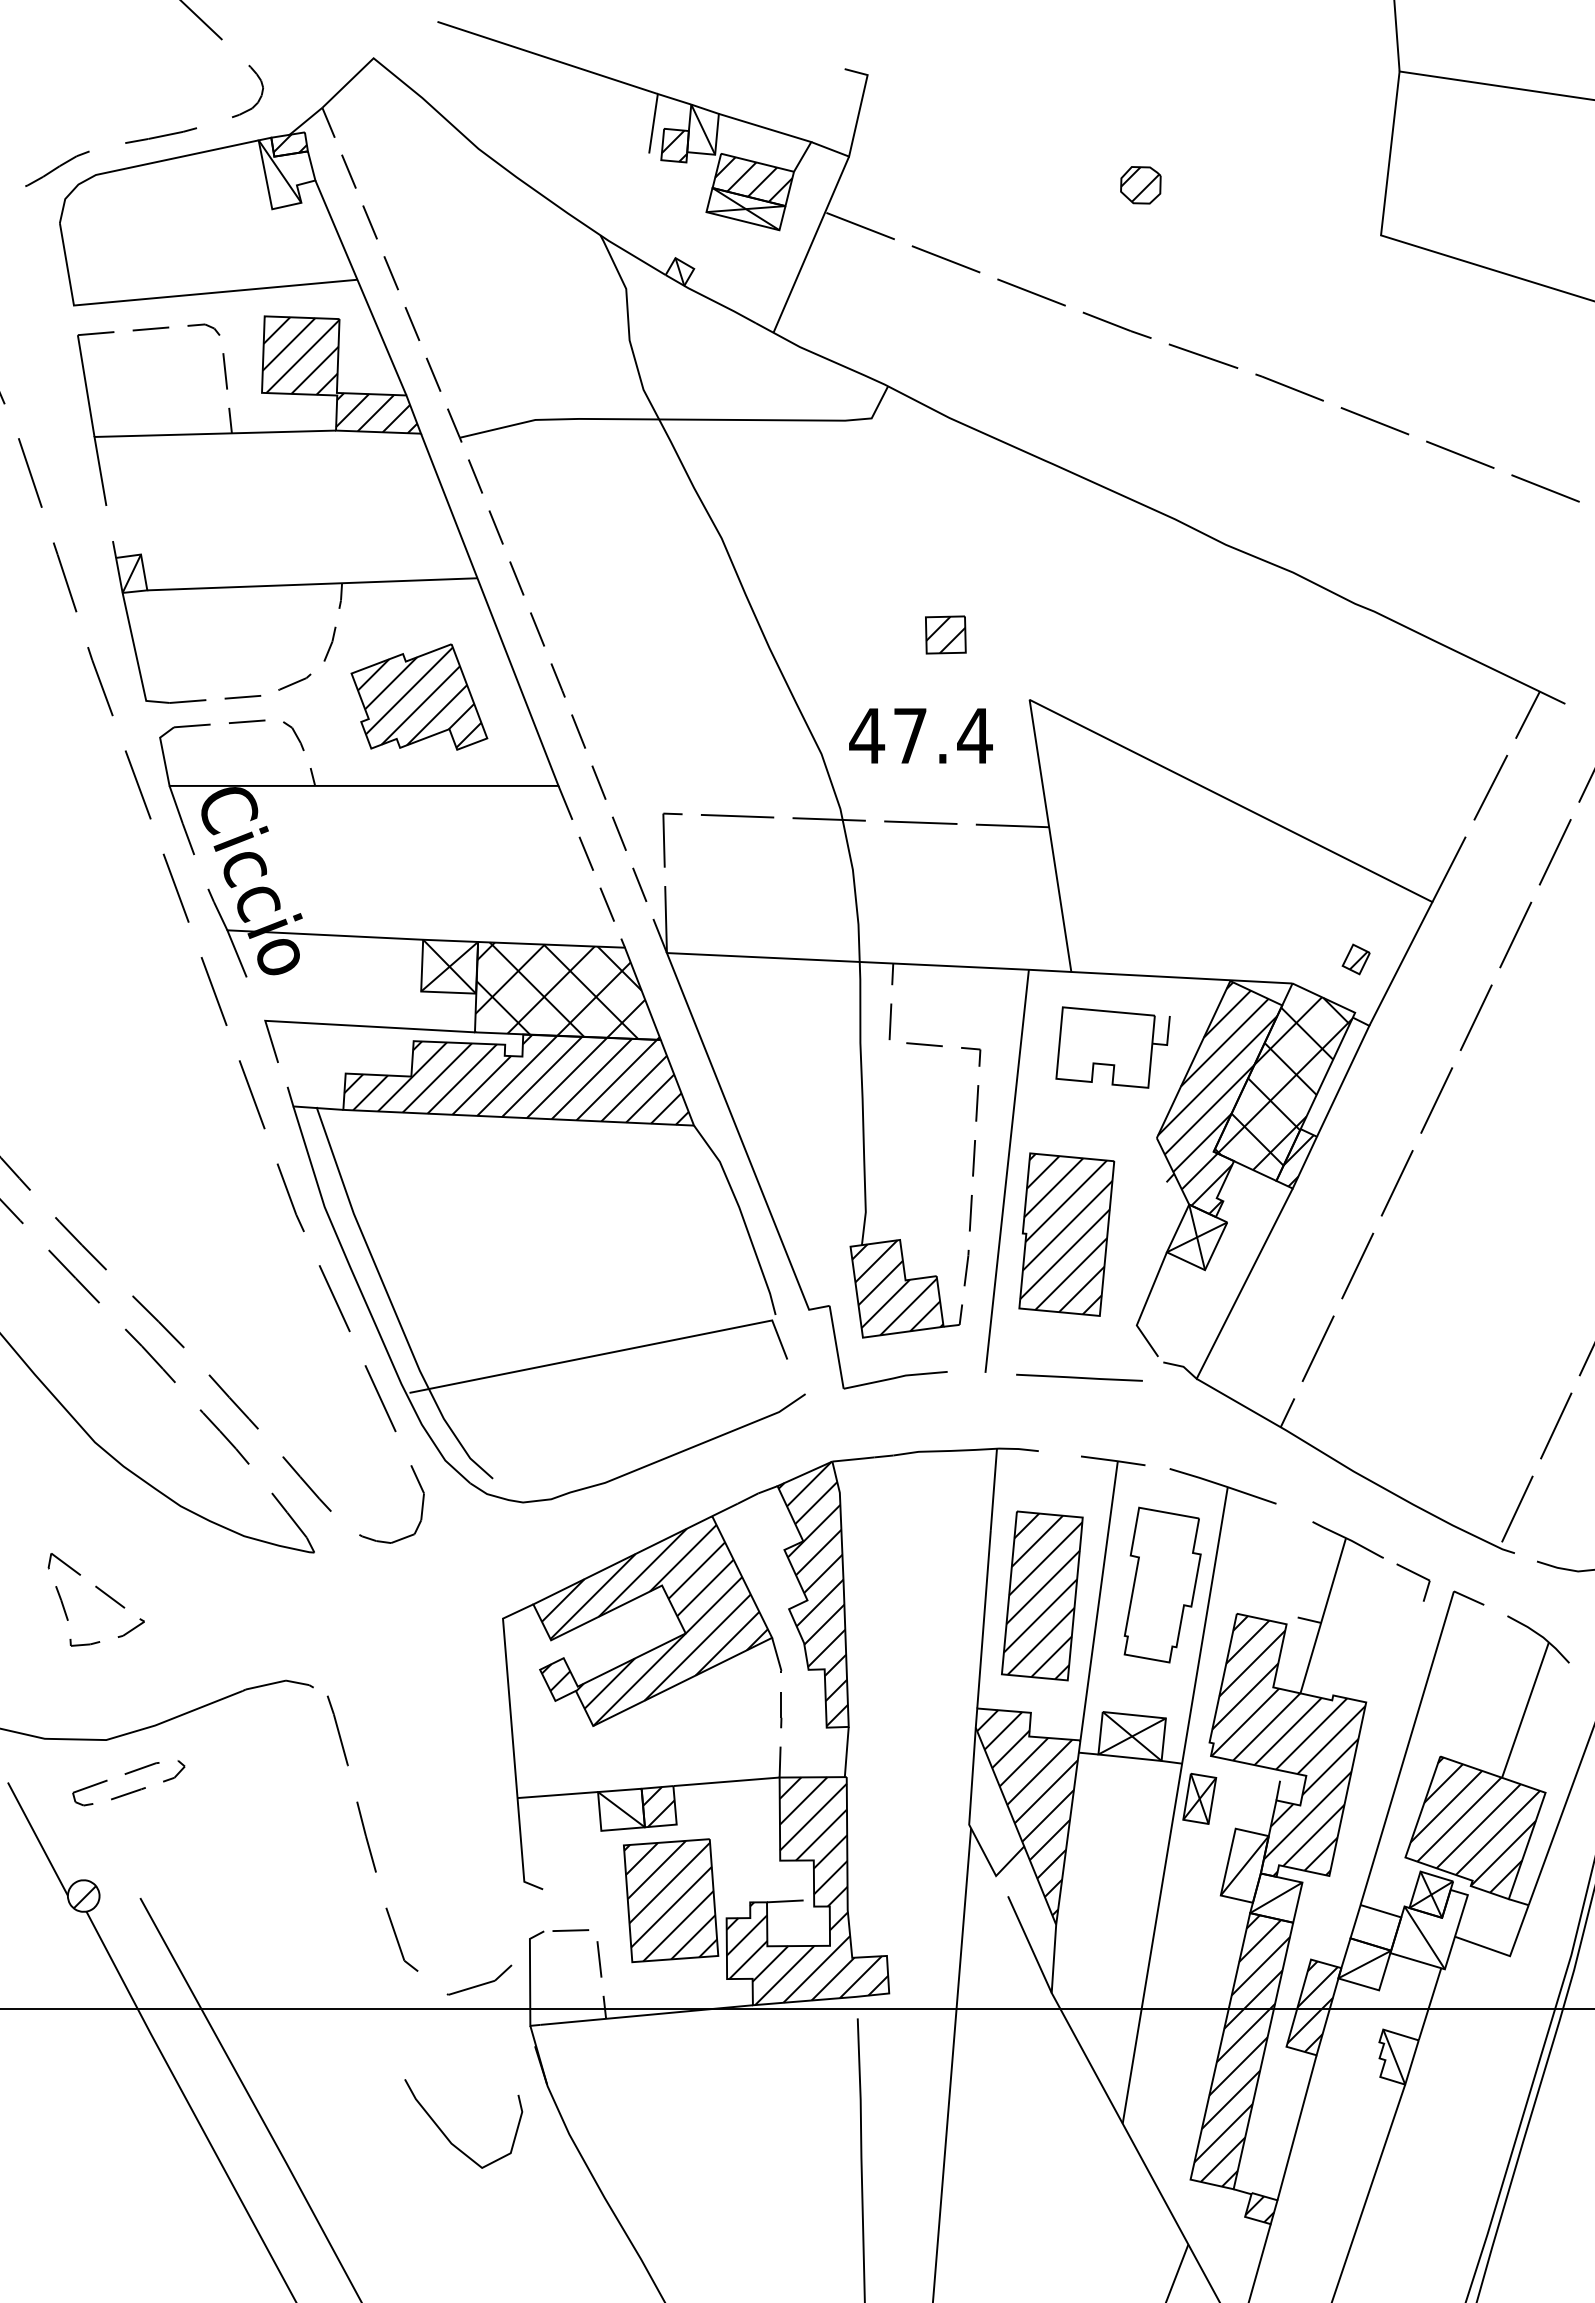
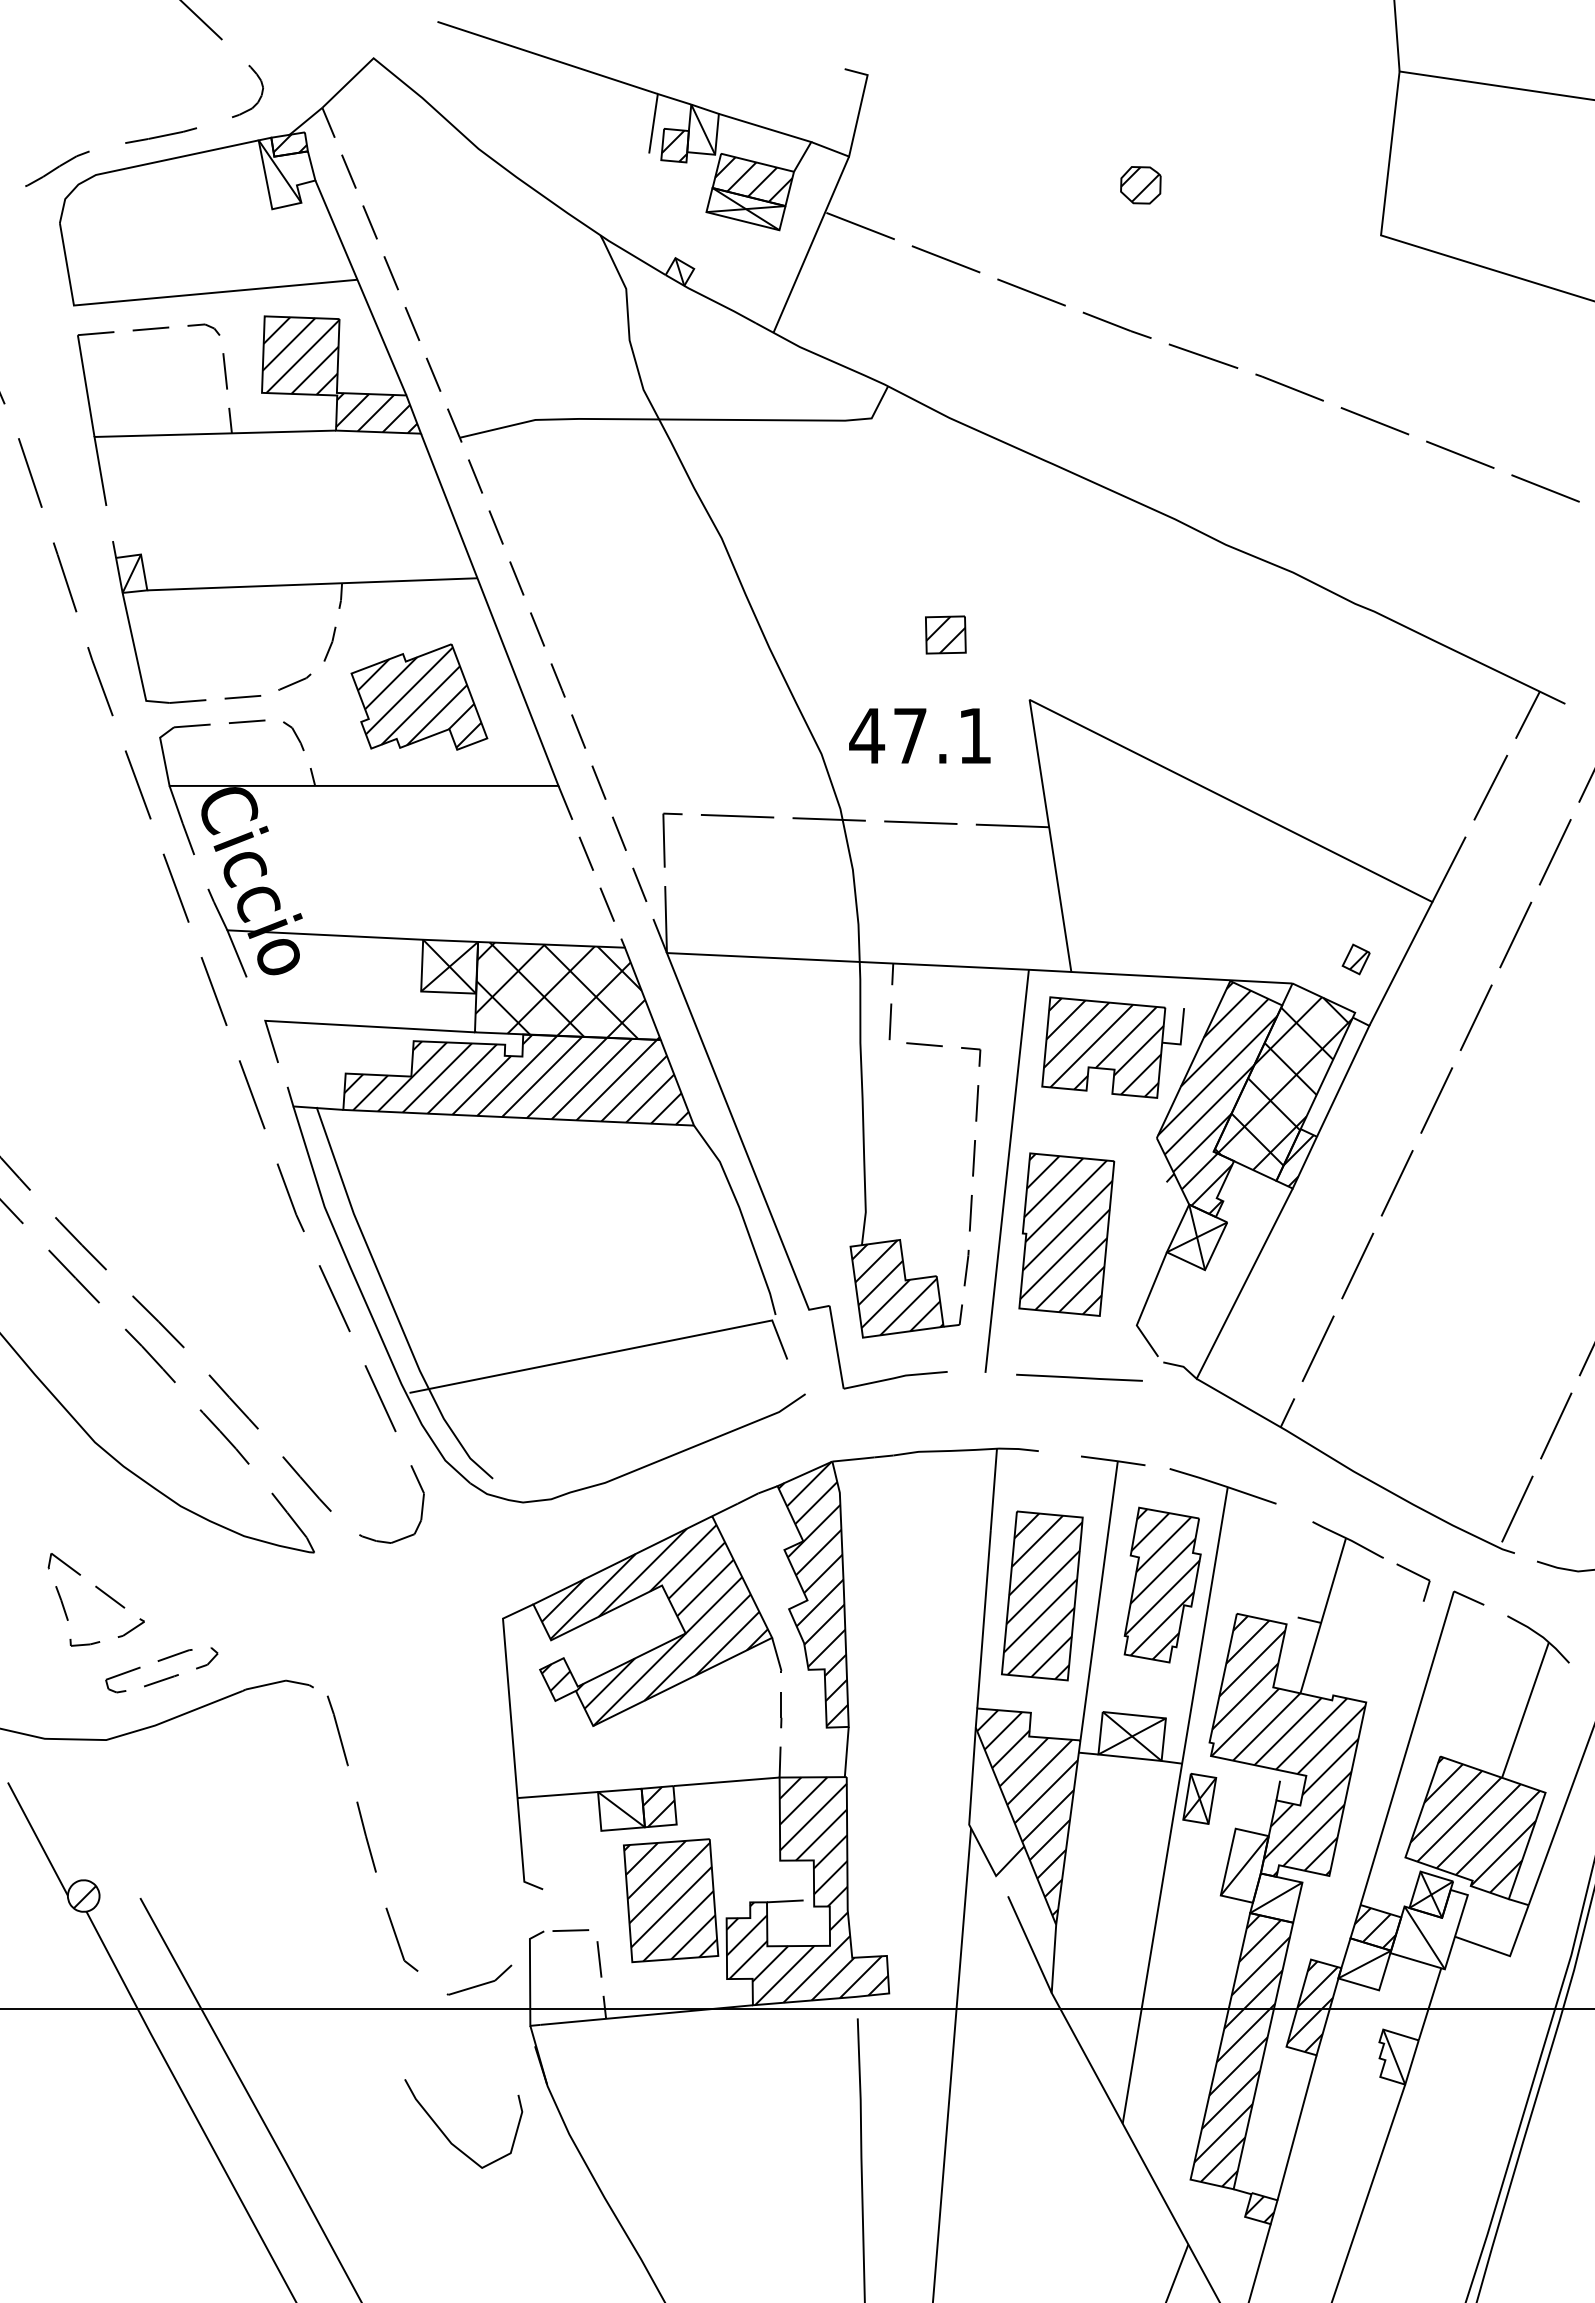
text: 47.4 -> 47.1 (974, 735)
part size: 116x83 px -> 144x103 px (1112, 1047)
hatch: none -> present (1161, 1584)
part position: (131, 1791) -> (164, 1678) (164, 1678)
hatch: none -> present (1374, 1928)
